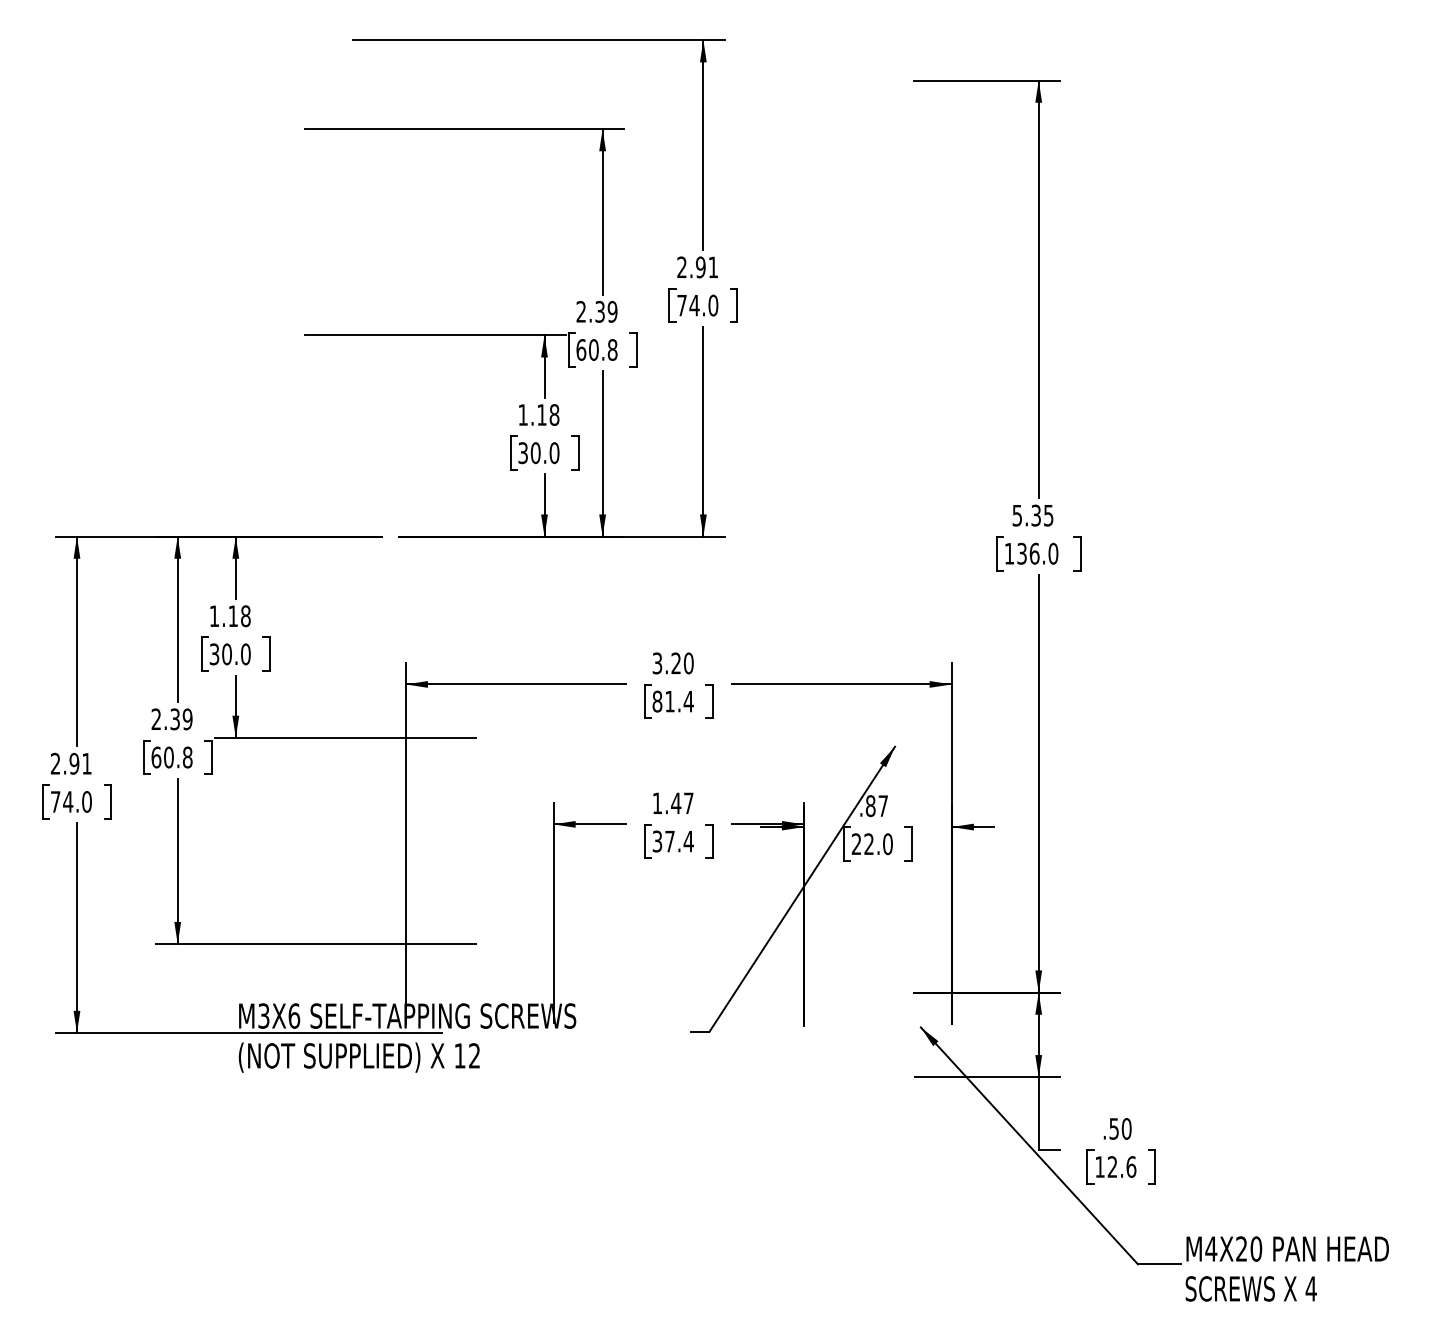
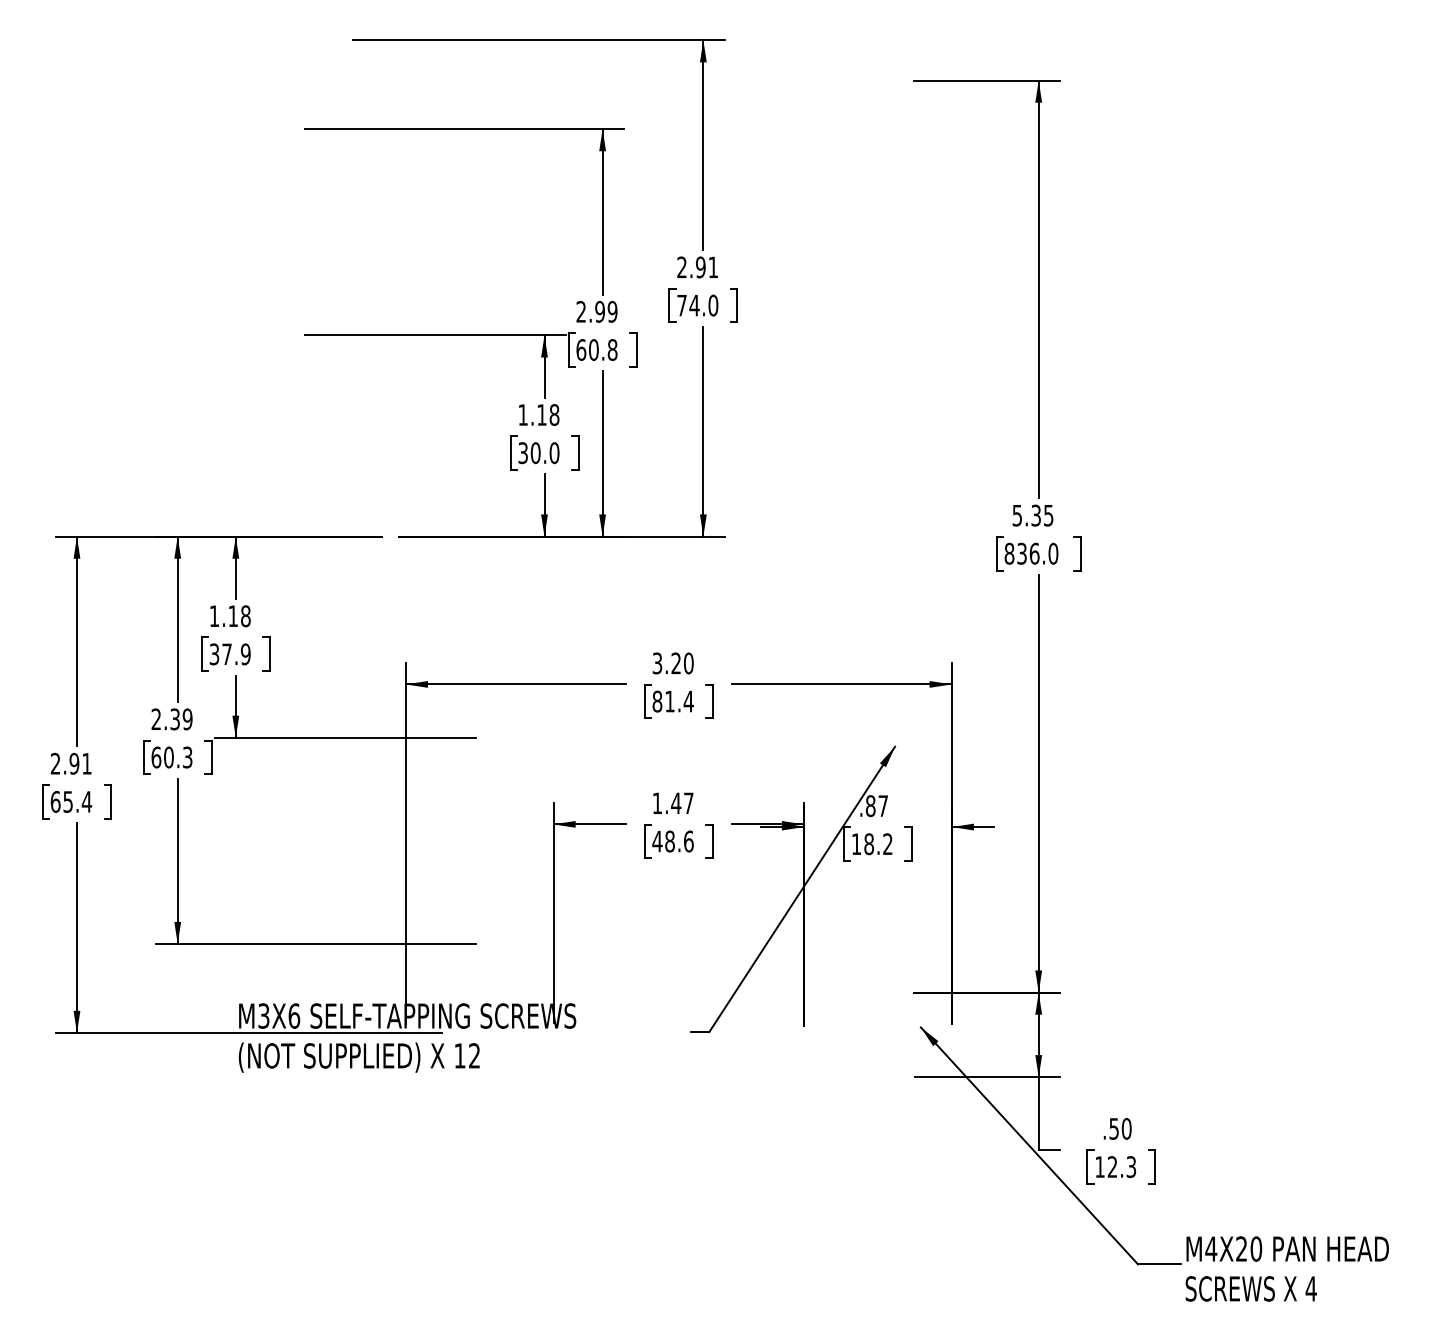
text: 2.39 -> 2.99 (599, 311)
text: 136.0 -> 836.0 (1009, 553)
text: 30.0 -> 37.9 (236, 654)
text: 60.8 -> 60.3 (187, 757)
text: 74.0 -> 65.4 (71, 801)
text: 37.4 -> 48.6 (672, 841)
text: 22.0 -> 18.2 (871, 844)
text: 12.6 -> 12.3 (1131, 1166)
